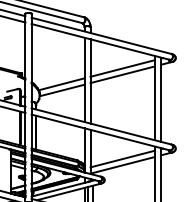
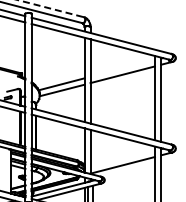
line: solid -> dashed (51, 8)
line: present -> none (122, 68)
line: present -> none (122, 158)
